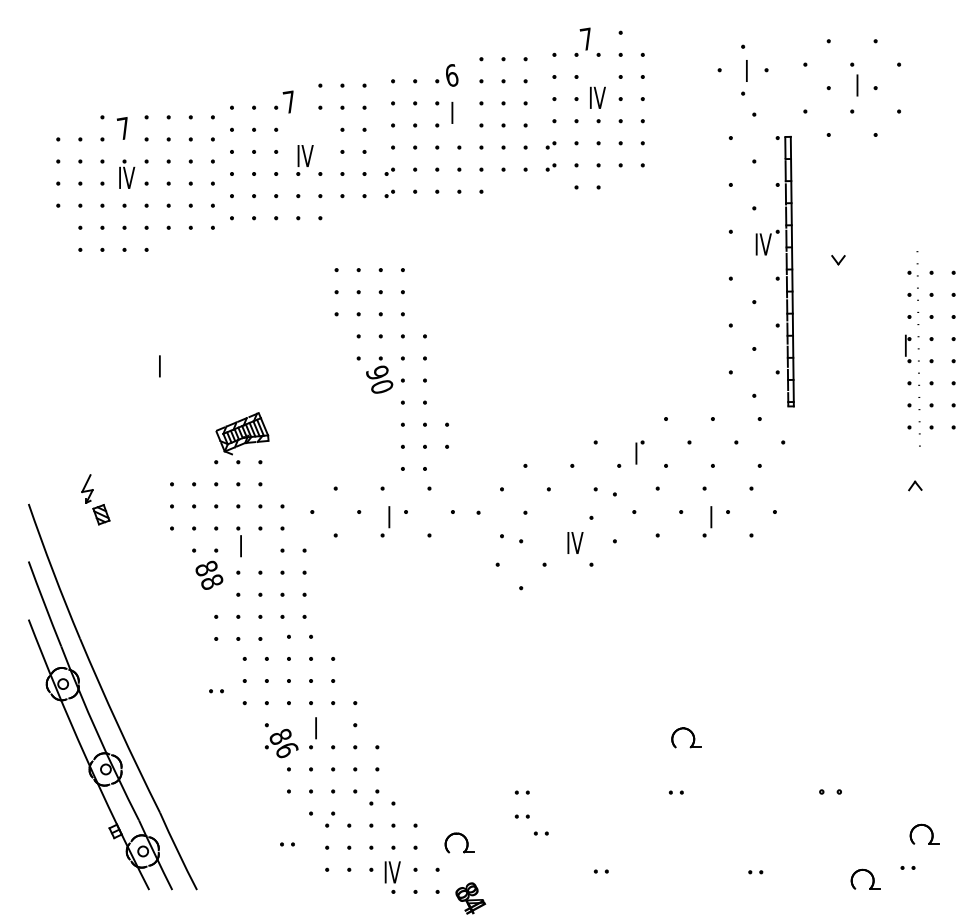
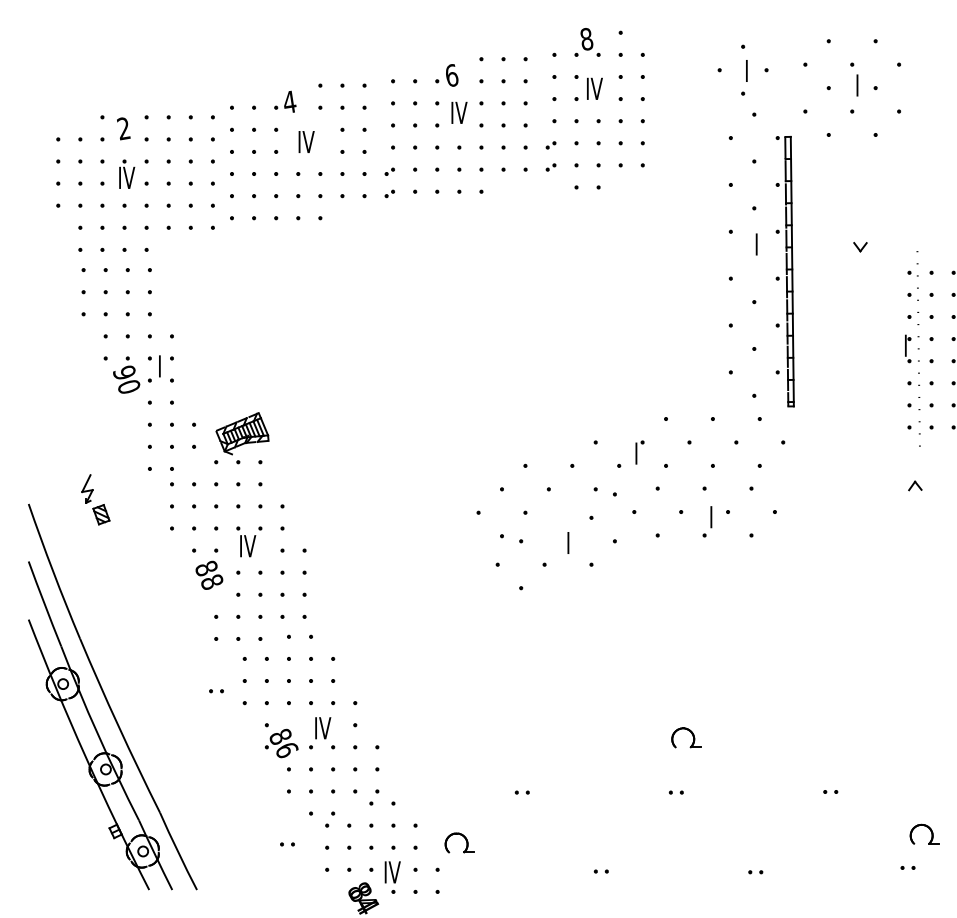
text: 7 -> 8 (586, 38)
text position: (597, 97) -> (594, 88) (594, 88)
text: 7 -> 4 (289, 101)
text: I -> IV (461, 112)
text: 7 -> 2 (123, 128)
text position: (305, 155) -> (306, 141) (306, 141)
text: IV -> I (765, 244)
part position: (838, 260) -> (860, 247) (860, 247)
part position: (391, 369) -> (138, 369) (138, 369)
part: present -> none (382, 511)
text: IV -> I (577, 542)
text: I -> IV (250, 546)
text: I -> IV (325, 728)
part size: 23x6 px -> 16x4 px (830, 791)
part: present -> none (521, 816)
part: present -> none (540, 833)
part: present -> none (867, 872)
text position: (470, 898) -> (363, 898) (363, 898)
